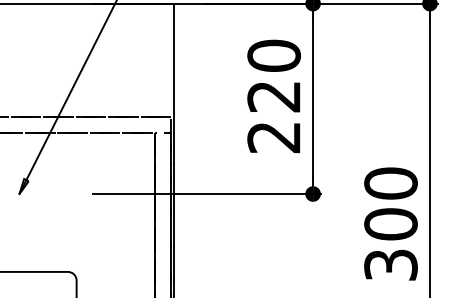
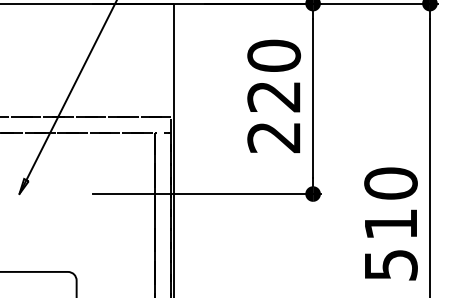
text: 300 -> 510 (390, 244)
